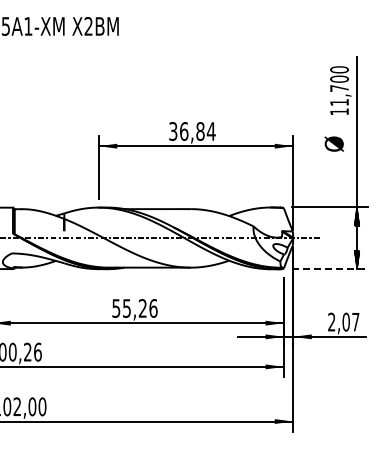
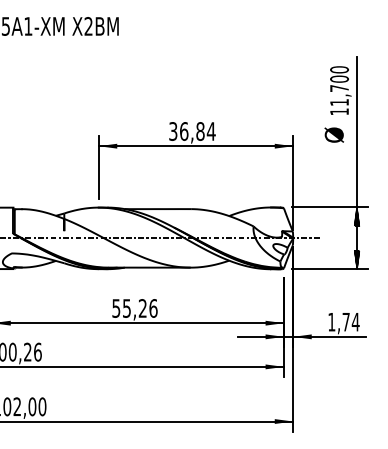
text position: (333, 143) -> (333, 134) (333, 134)
line: dashed -> solid (330, 269)
text: 2,07 -> 1,74 (343, 321)
